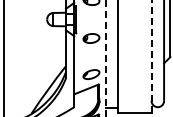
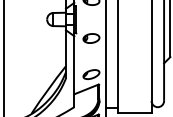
line: dashed -> solid (151, 56)
line: dashed -> solid (105, 59)
